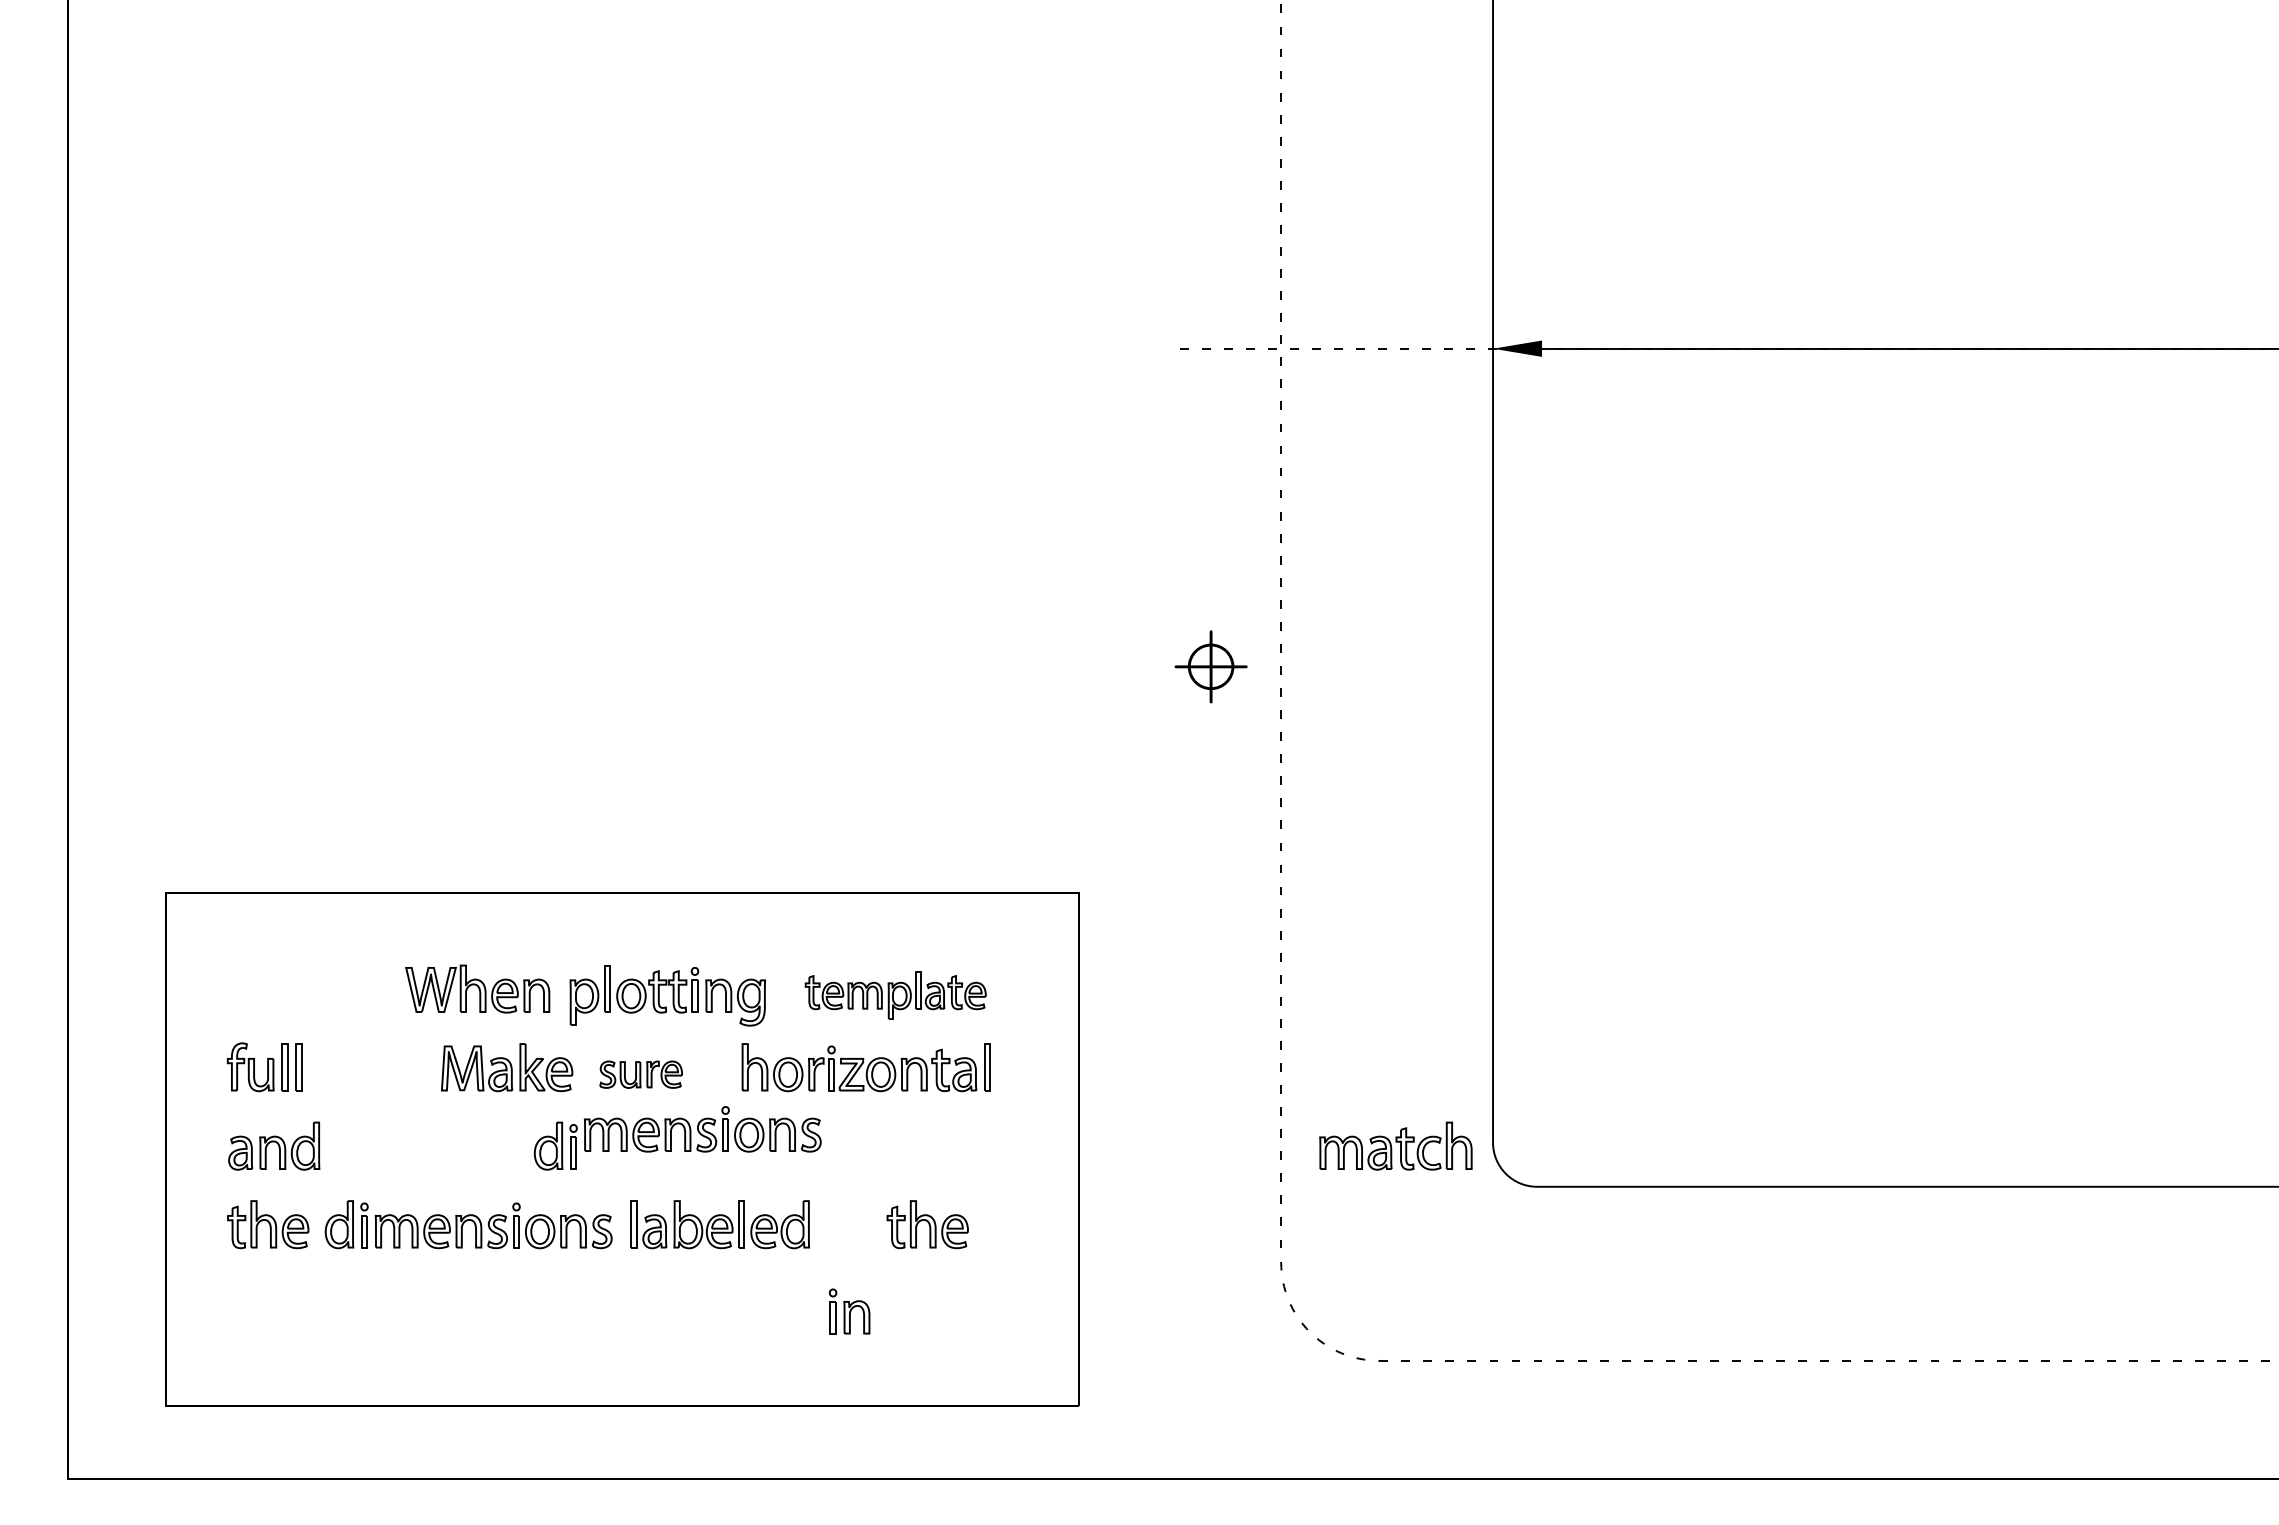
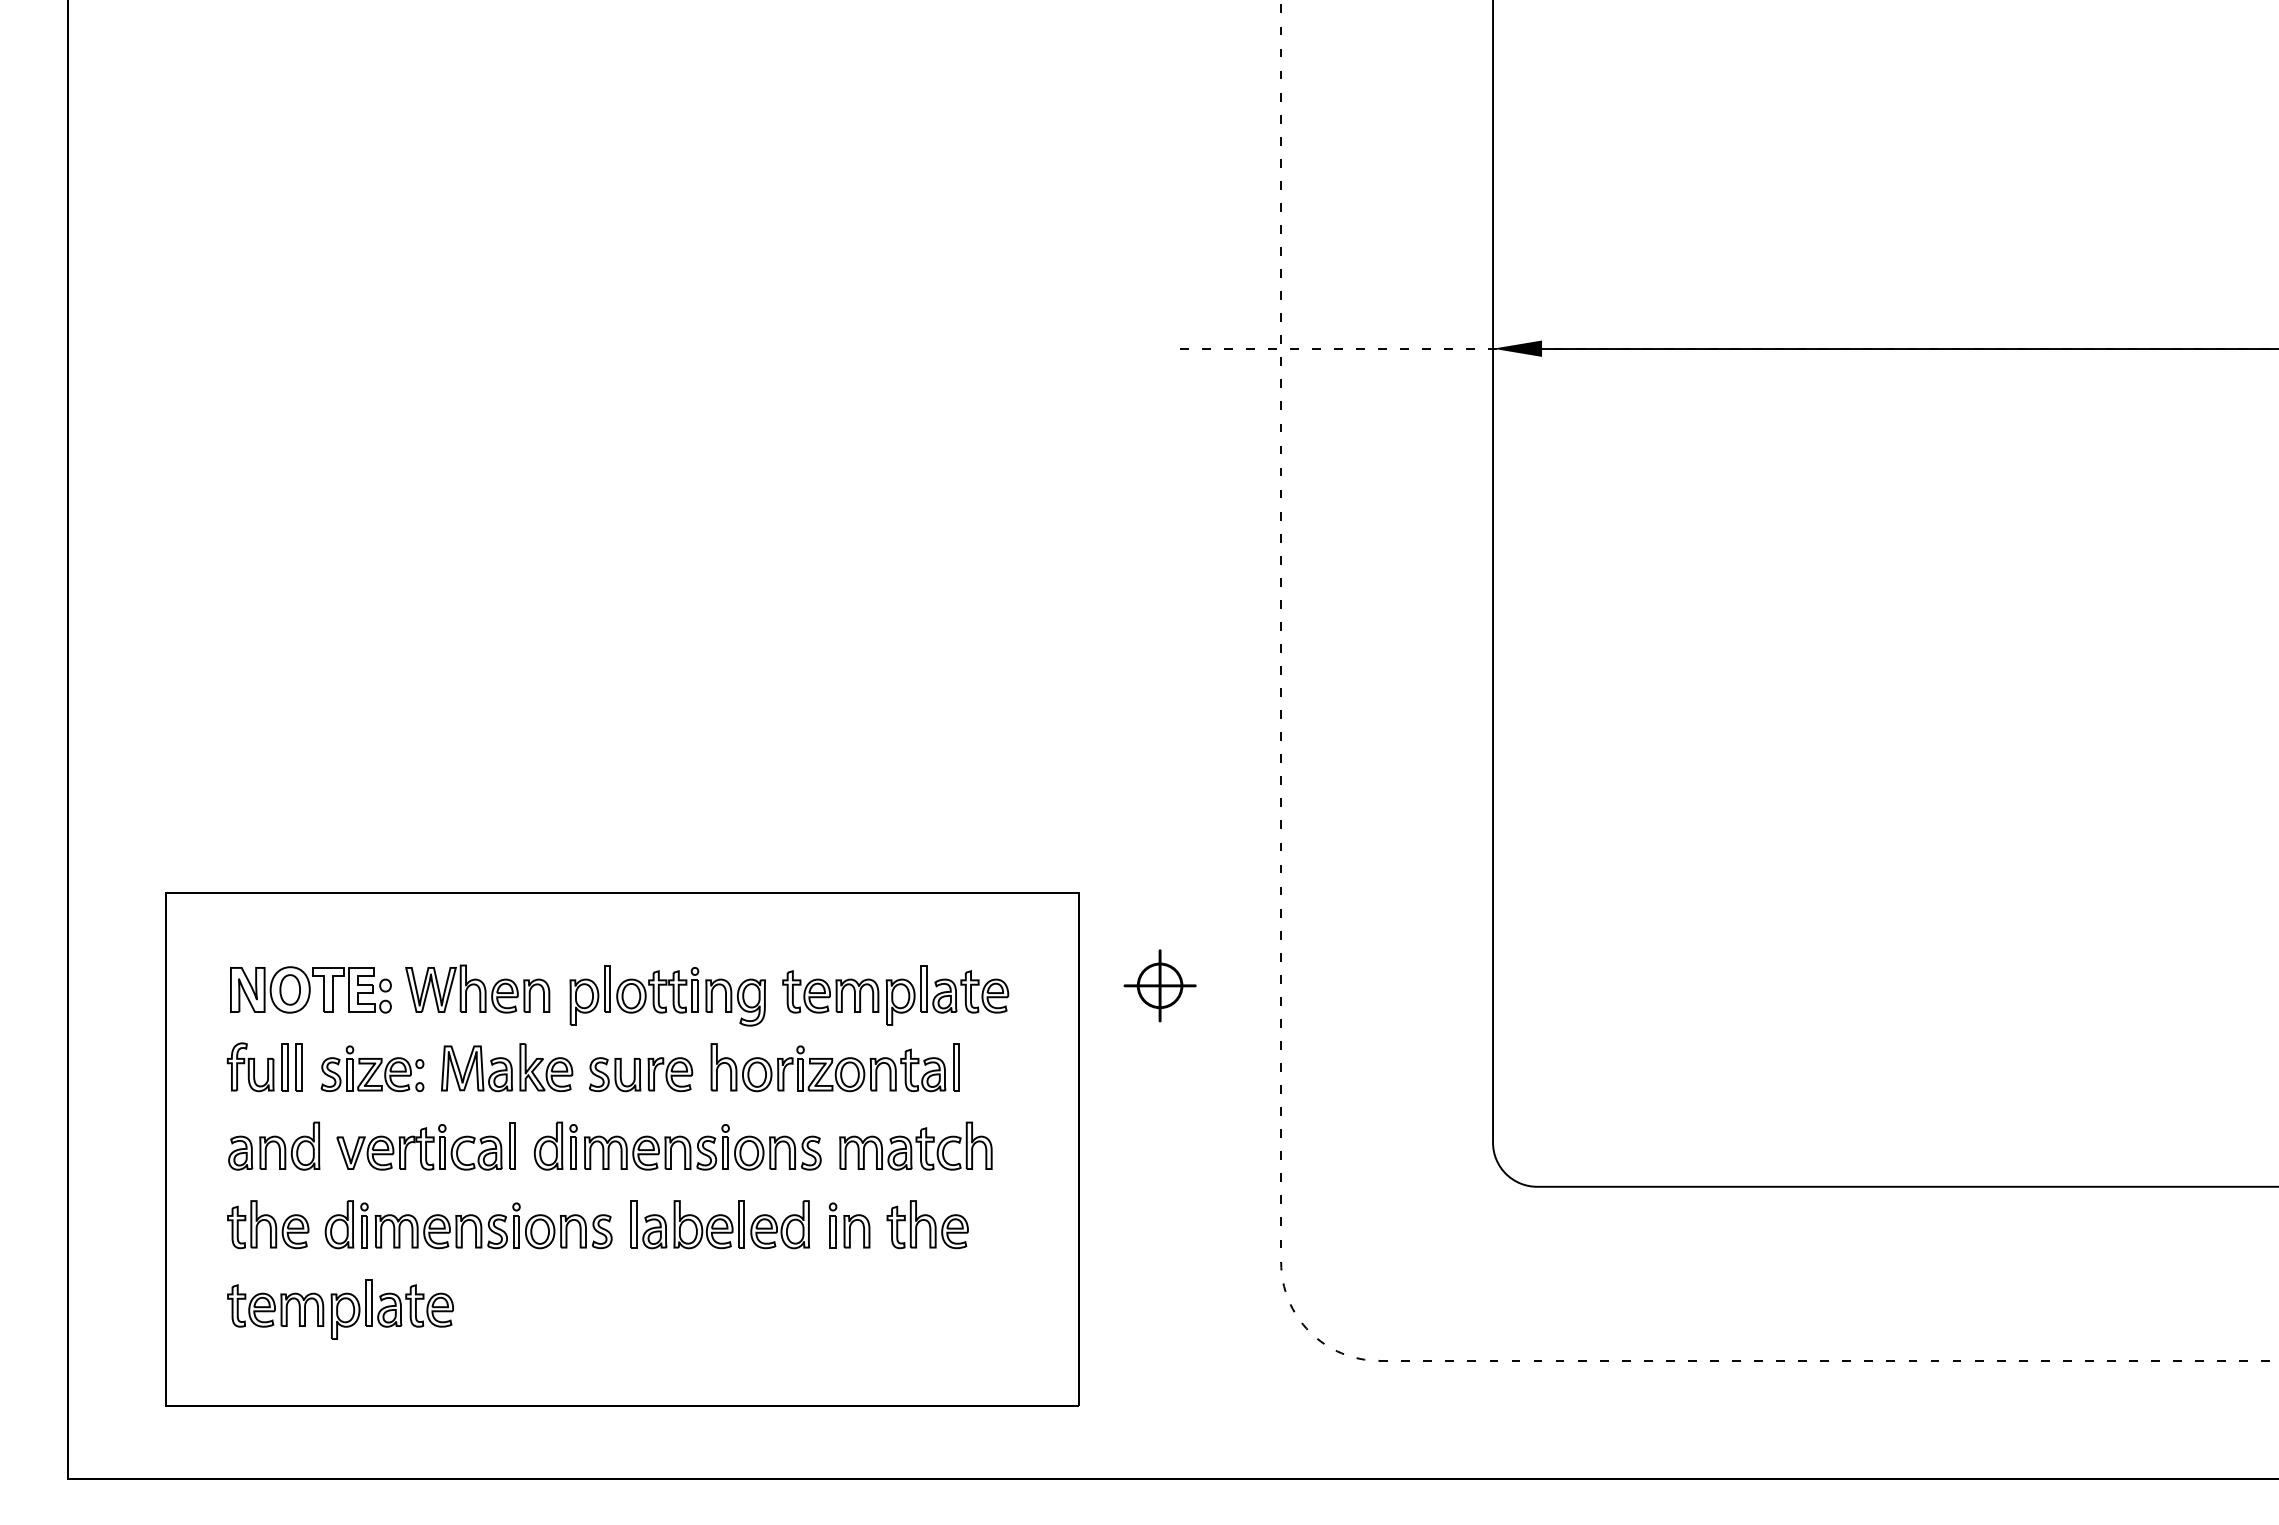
part position: (1210, 666) -> (1159, 985) (1159, 985)
part: none -> present (310, 989)
part size: 183x49 px -> 228x61 px (895, 995)
part position: (865, 1067) -> (834, 1067) (834, 1067)
part: none -> present (372, 1068)
part size: 84x29 px -> 105x36 px (641, 1074)
part position: (702, 1129) -> (702, 1147) (702, 1147)
part position: (1395, 1145) -> (915, 1145) (915, 1145)
part: none -> present (425, 1146)
part: none -> present (340, 1309)
part position: (849, 1311) -> (849, 1225) (849, 1225)
